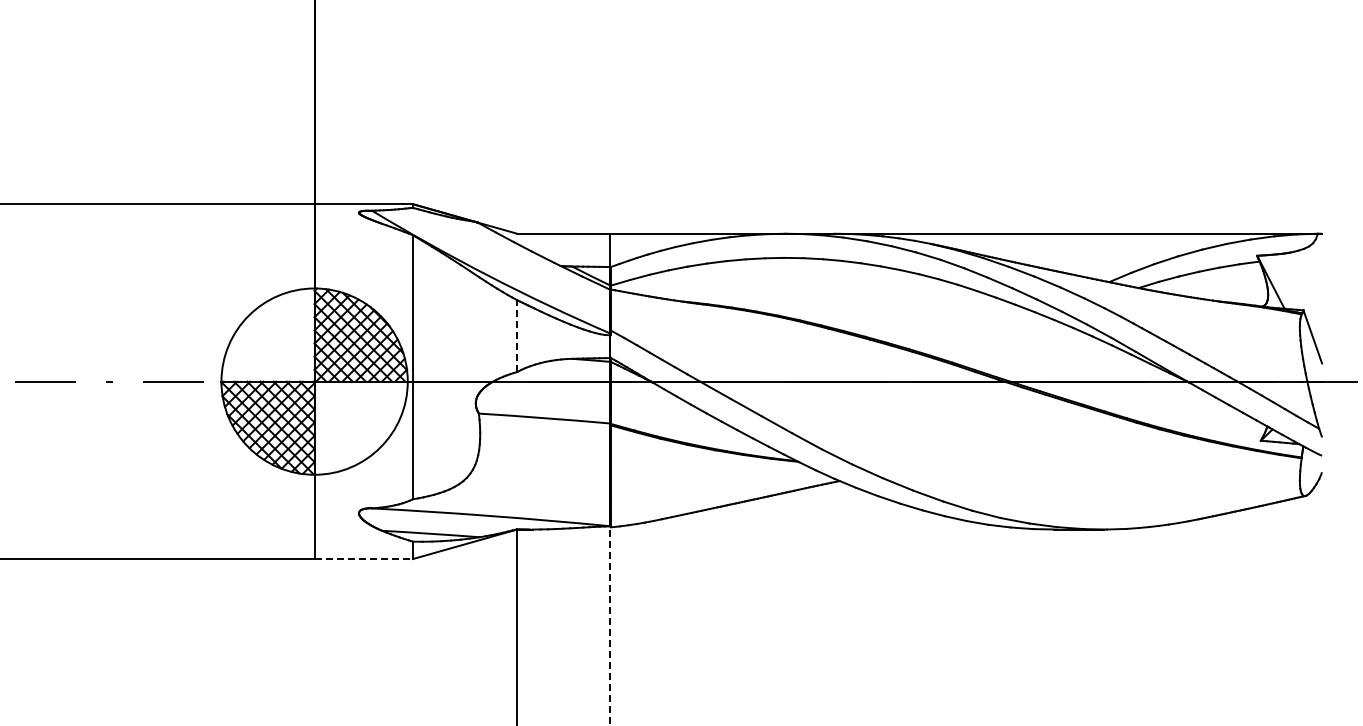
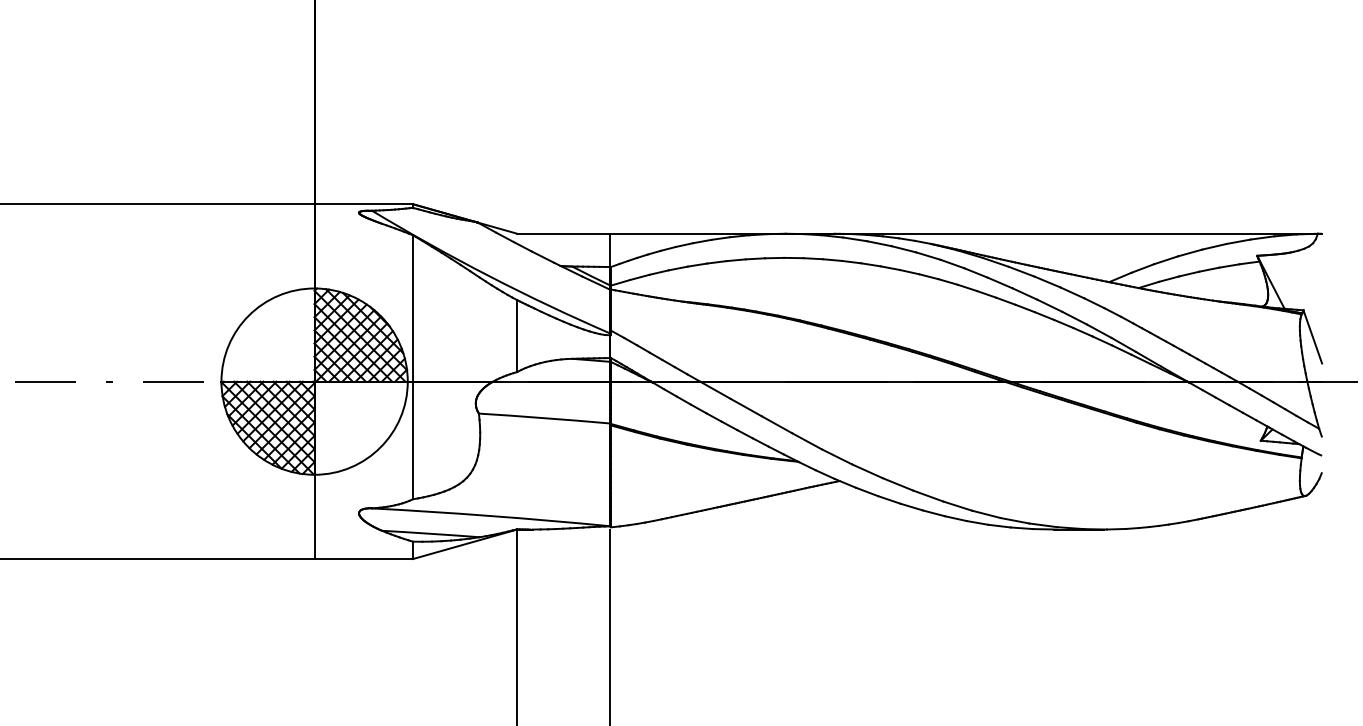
line: dashed -> solid (517, 336)
line: dashed -> solid (364, 559)
line: dashed -> solid (610, 627)
